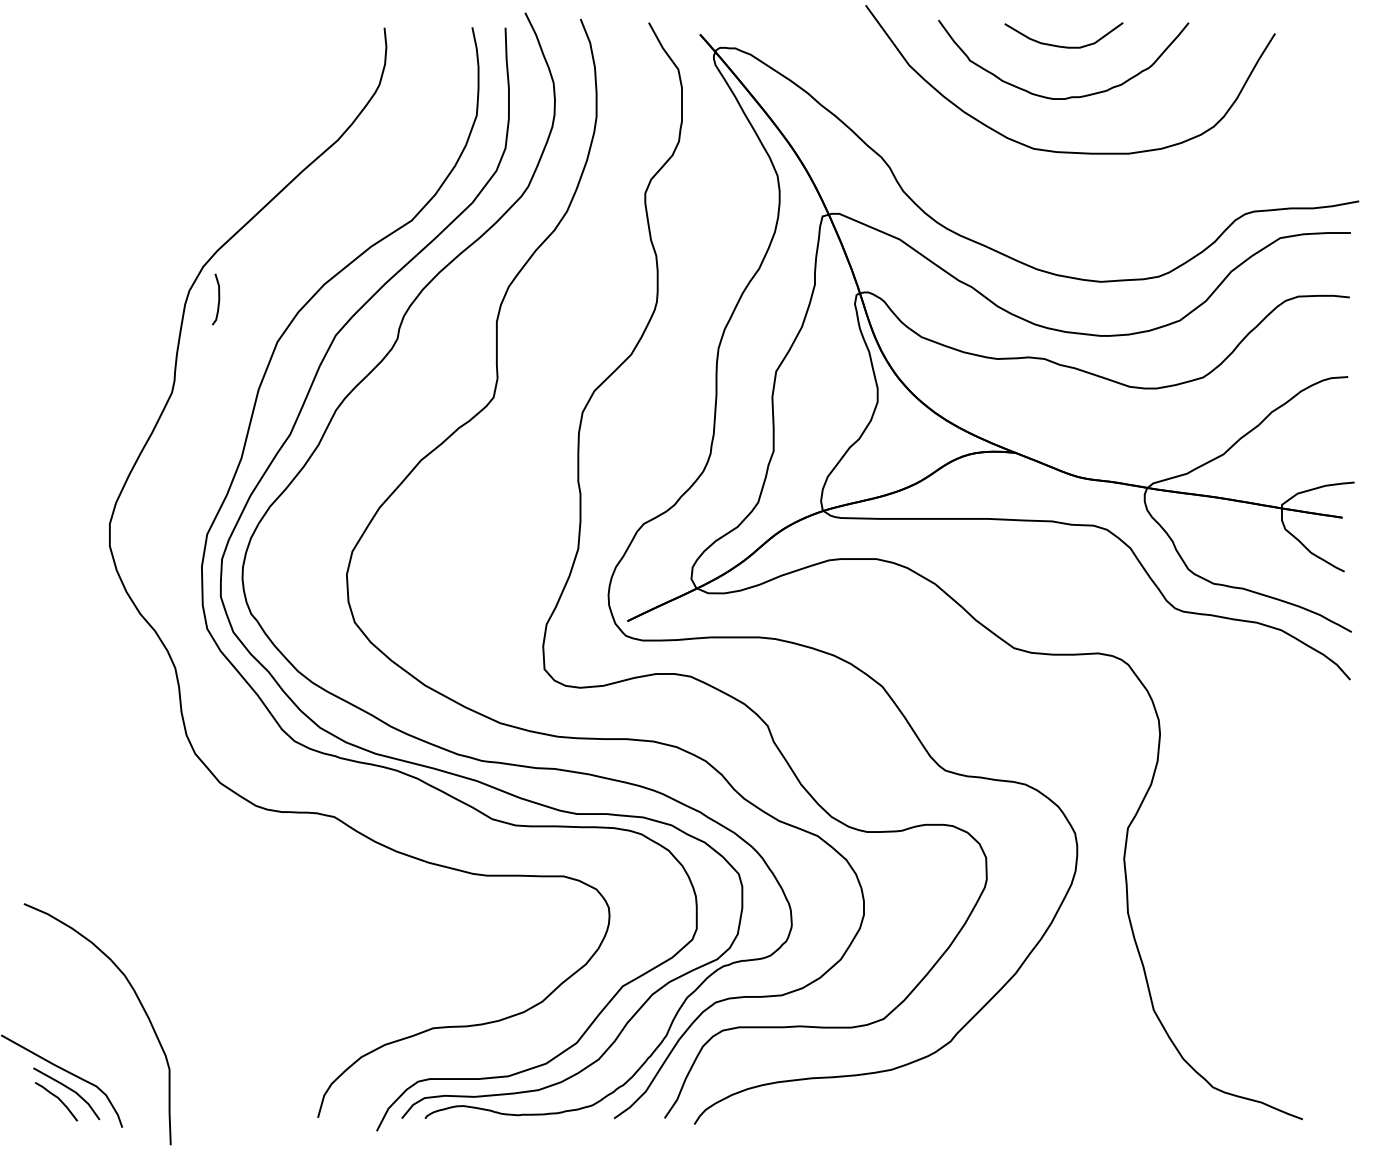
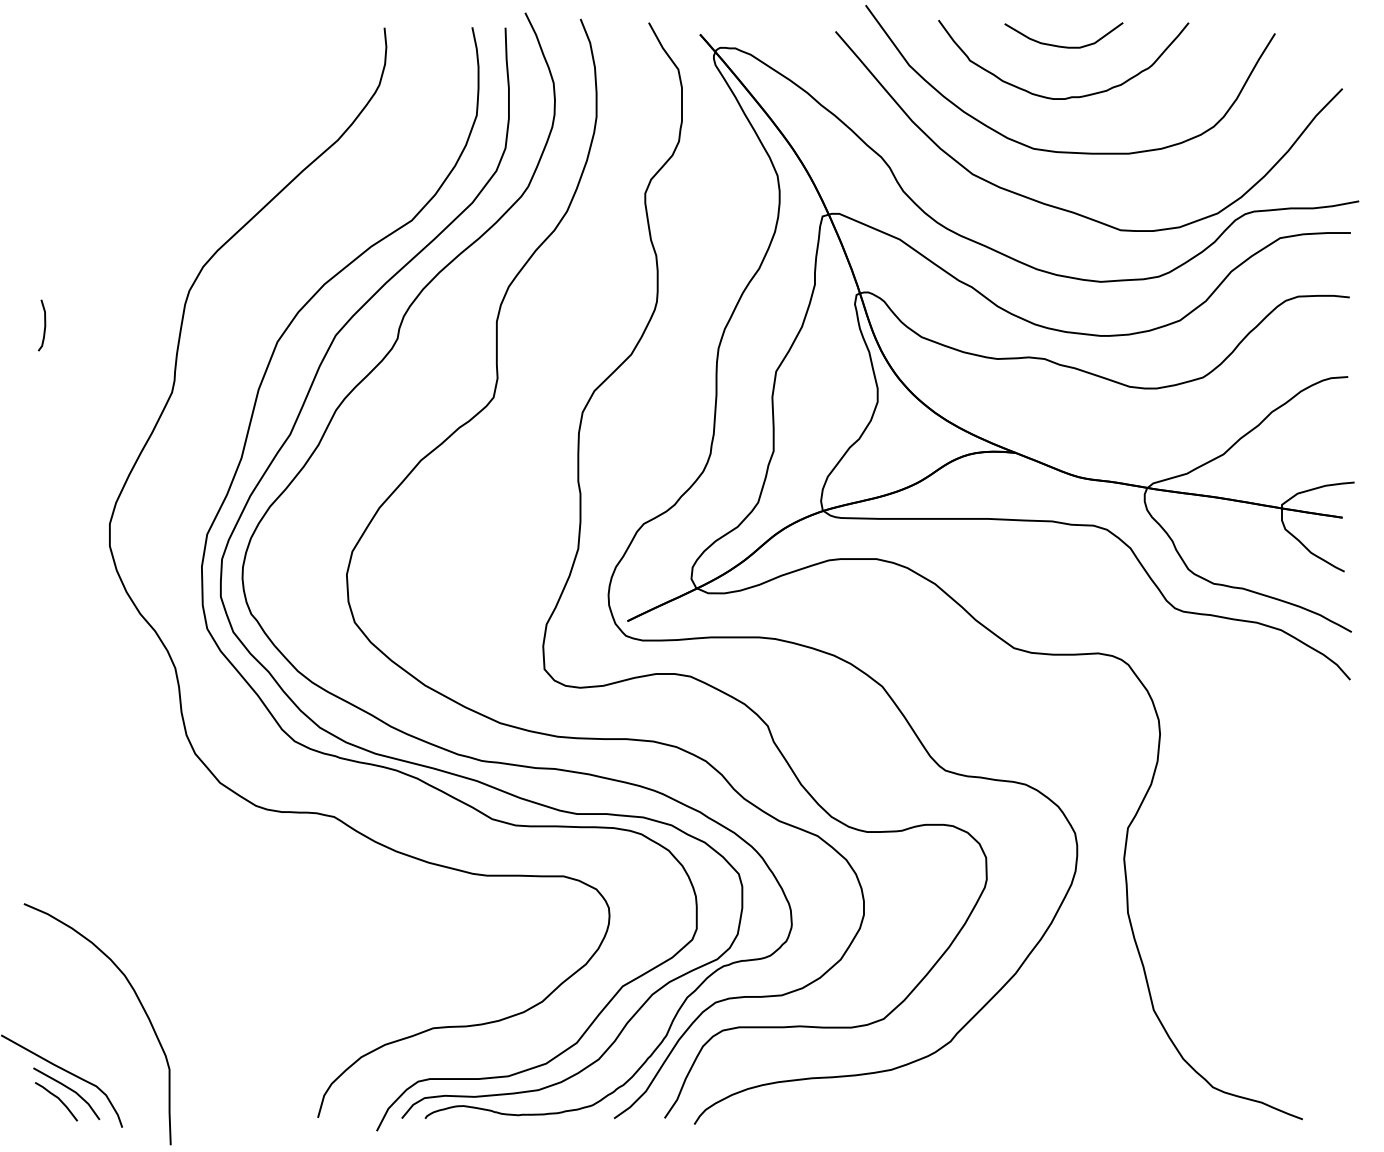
curve: none -> present (1070, 210)
curve position: (218, 299) -> (44, 325) (44, 325)
